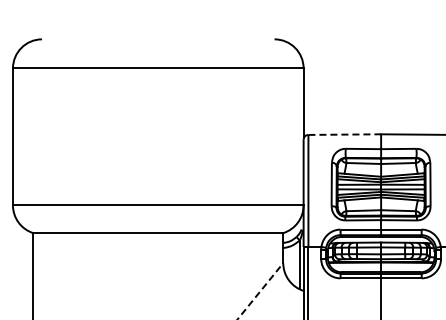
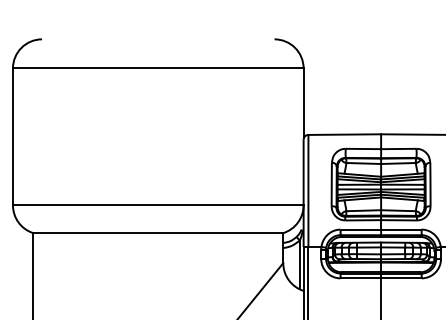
line: dashed -> solid (345, 134)
line: dashed -> solid (260, 291)
